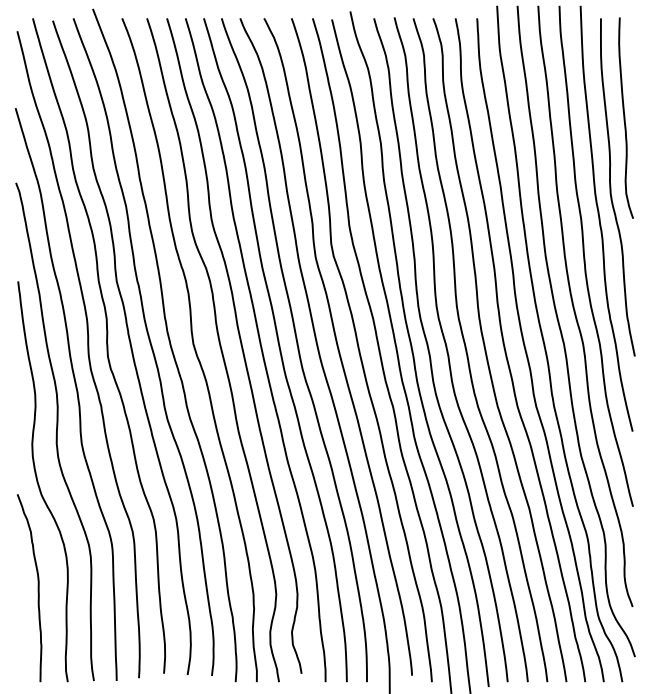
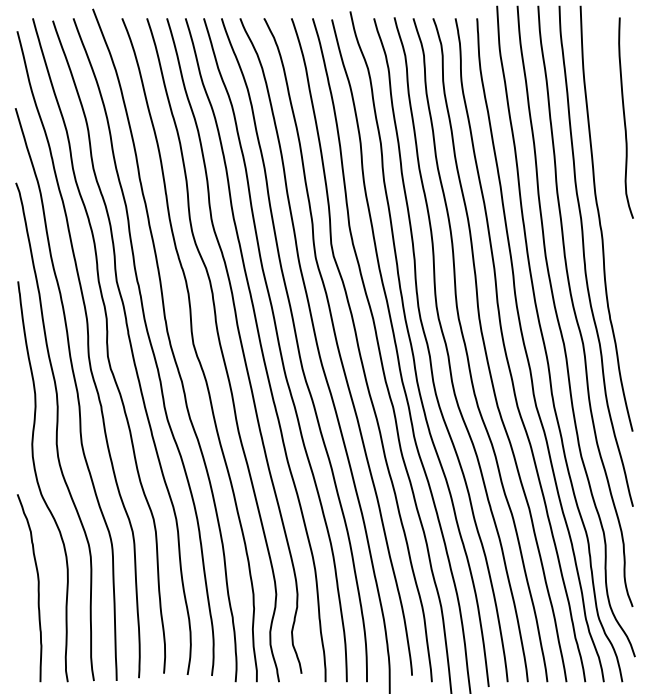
curve: present -> none (611, 187)
